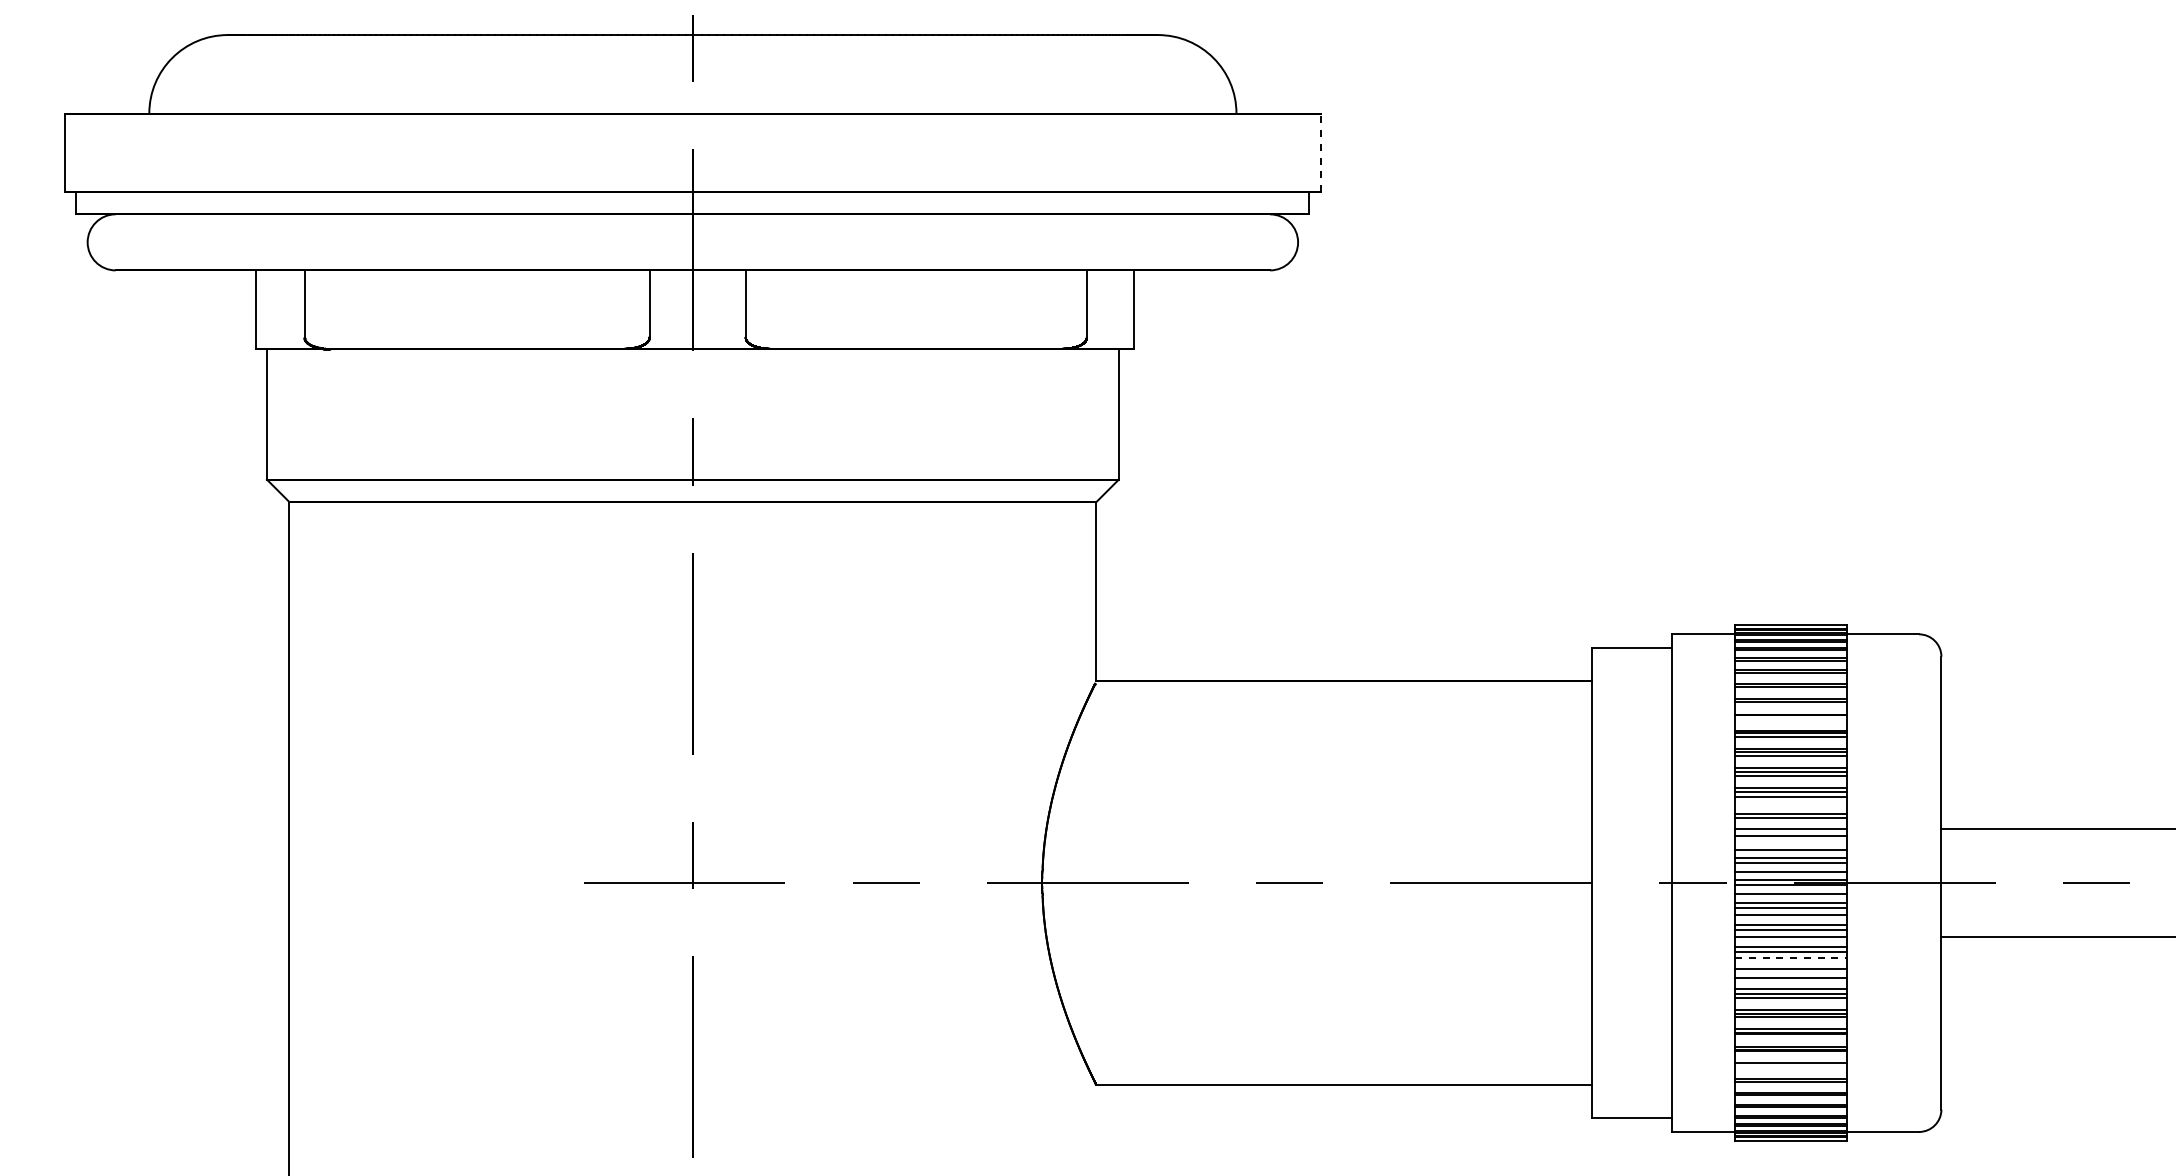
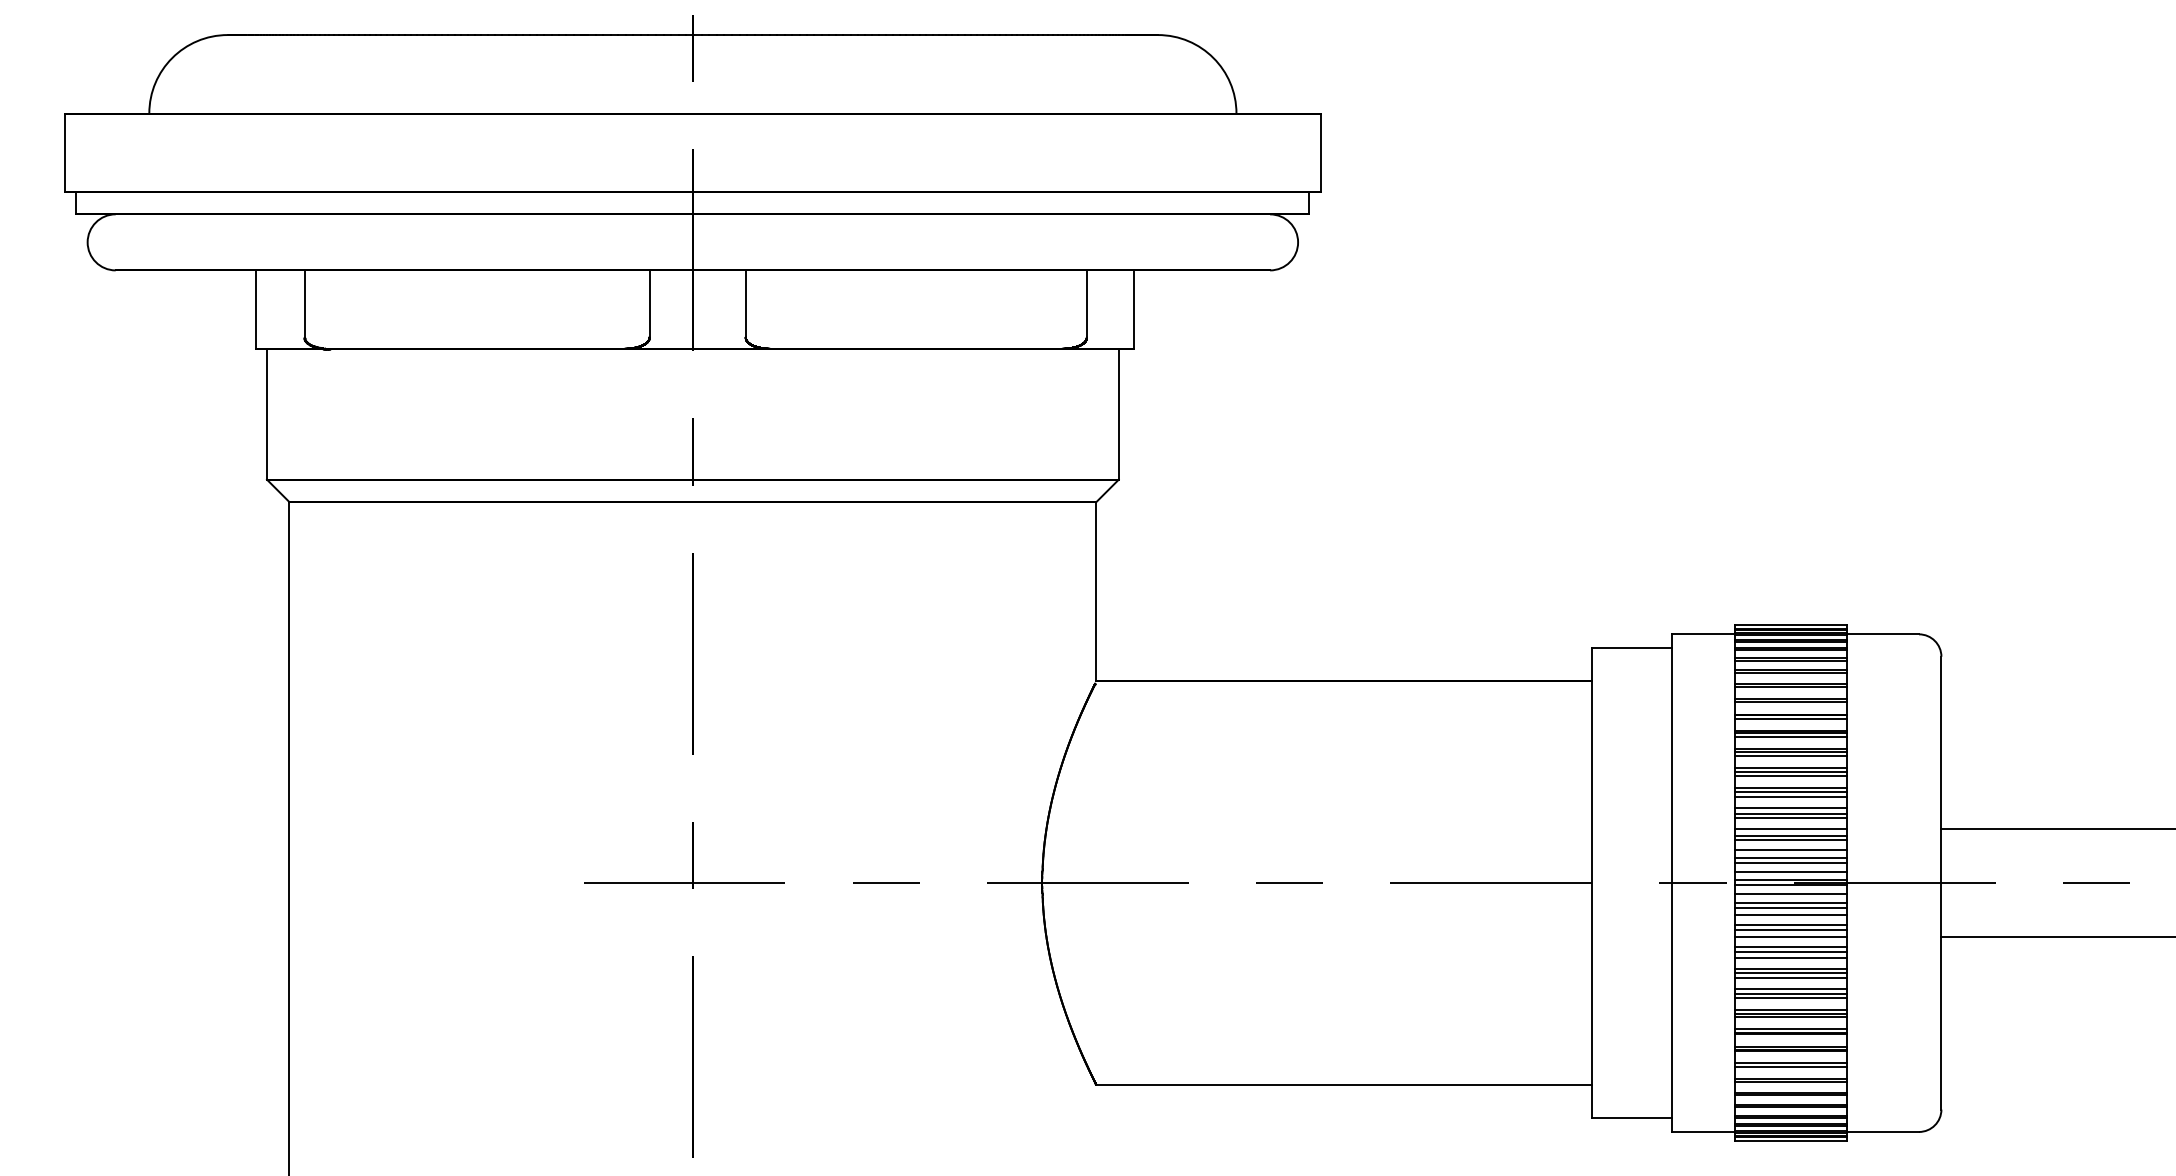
line: dashed -> solid (1320, 152)
line: none -> present (1791, 719)
line: none -> present (1791, 807)
line: none -> present (1791, 840)
line: dashed -> solid (1791, 957)
line: none -> present (1791, 973)
line: none -> present (1791, 1066)
